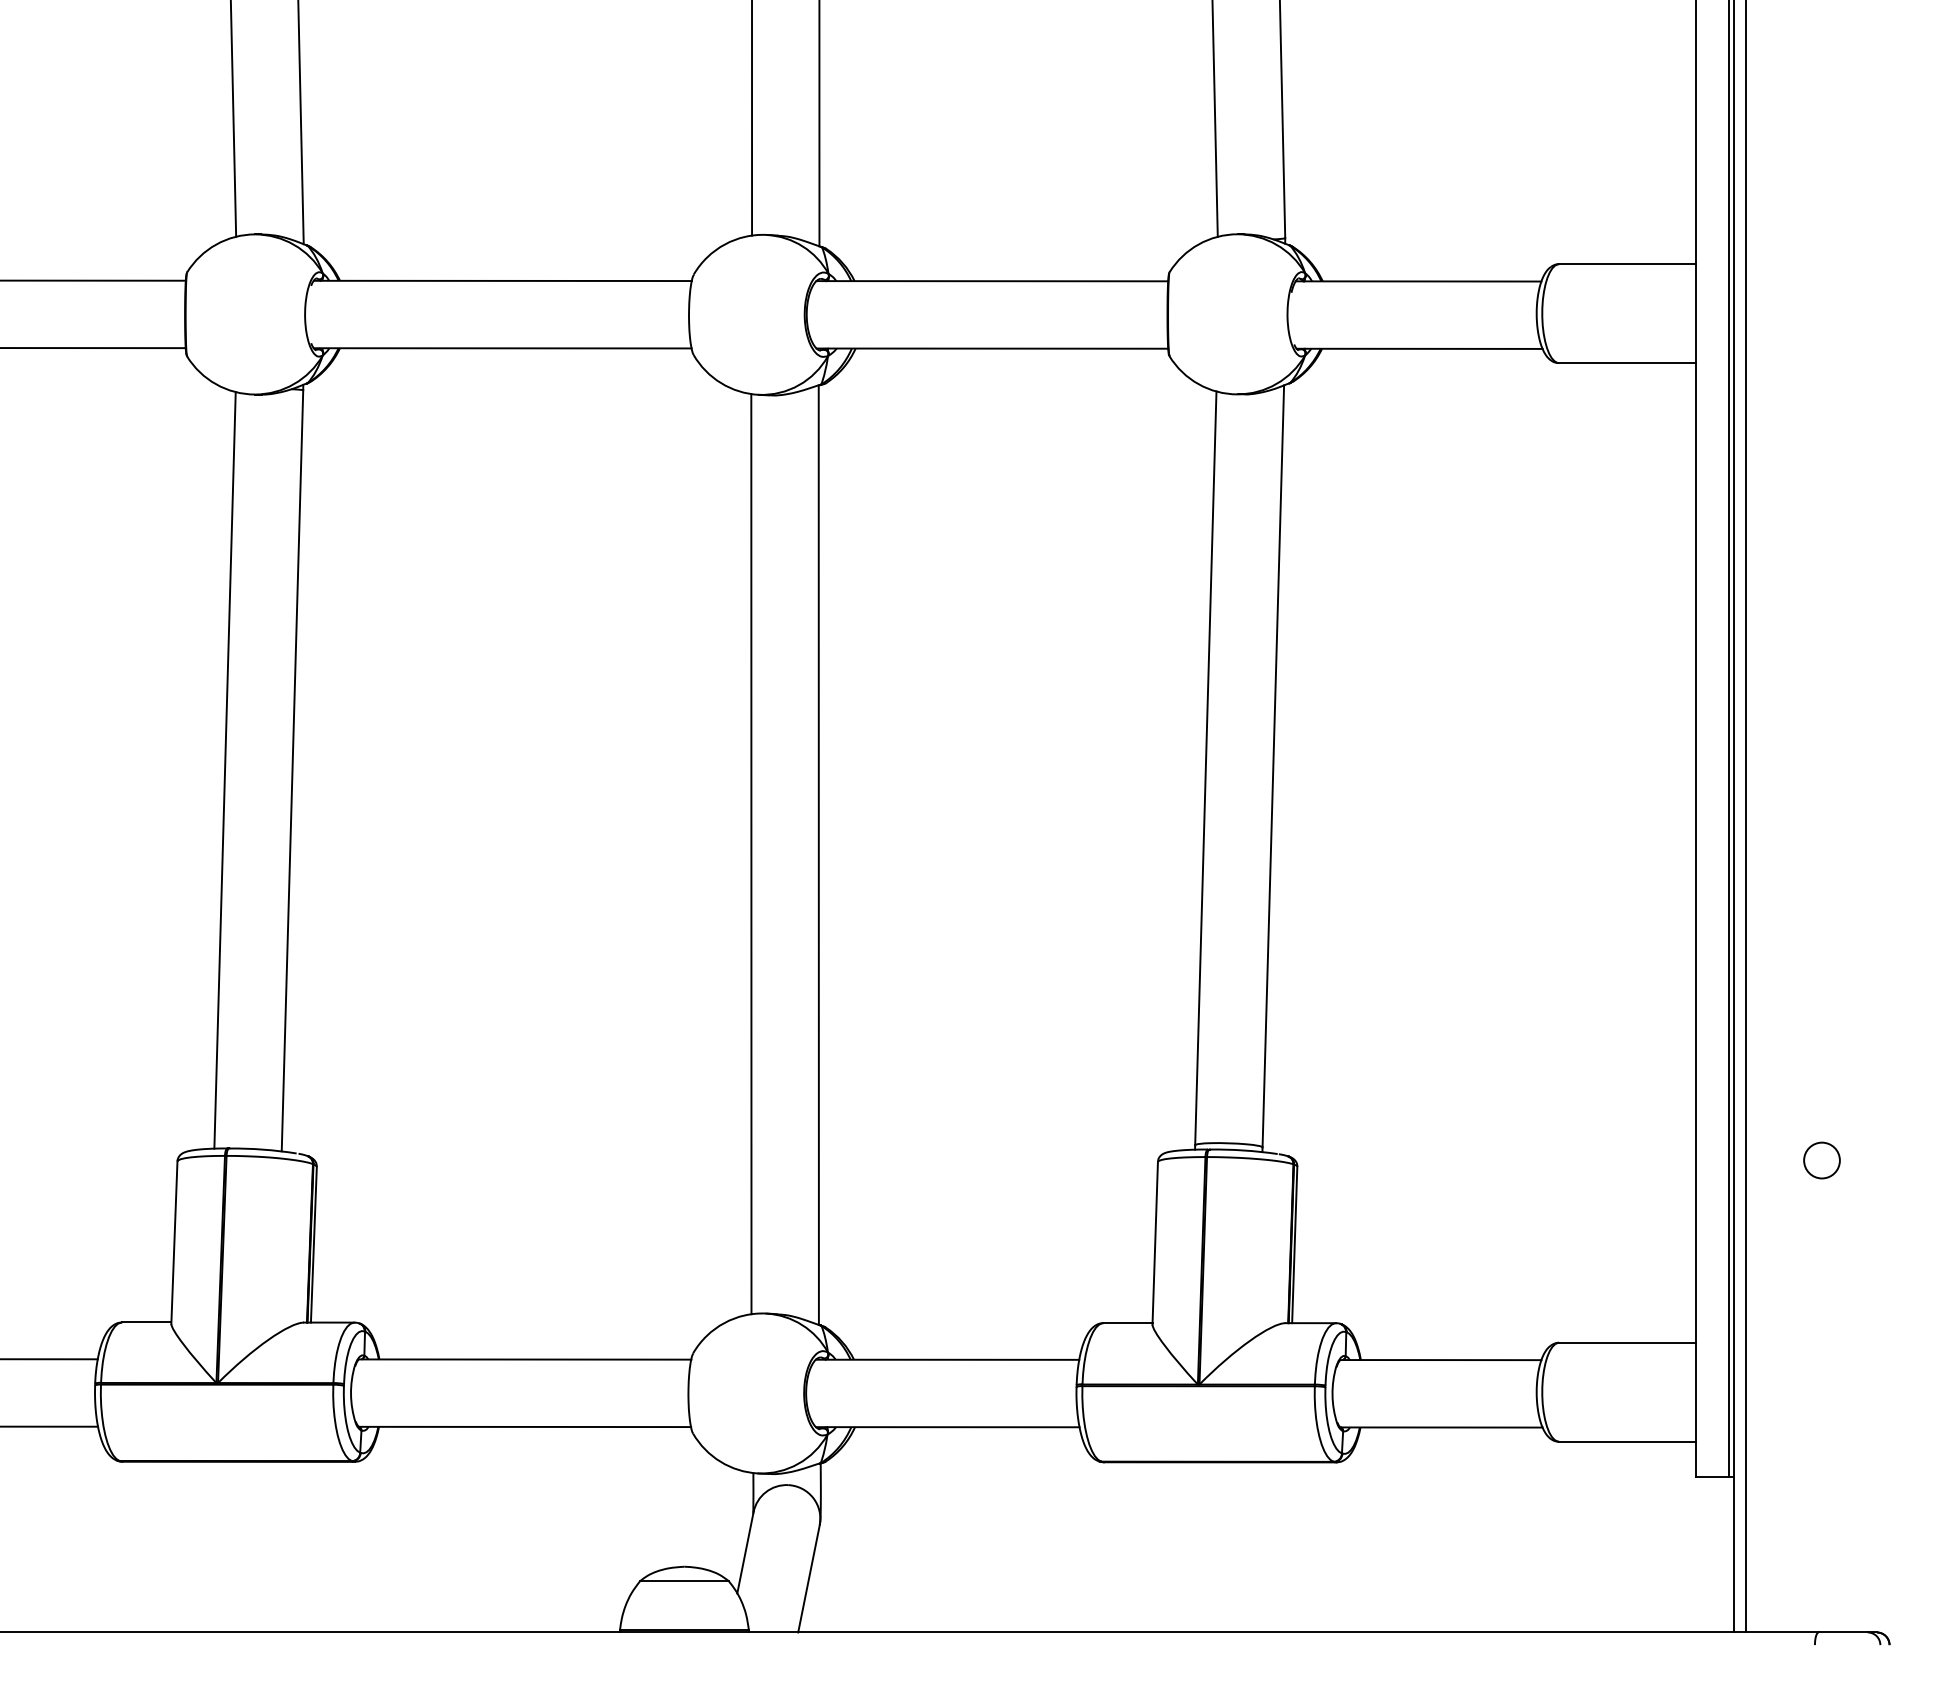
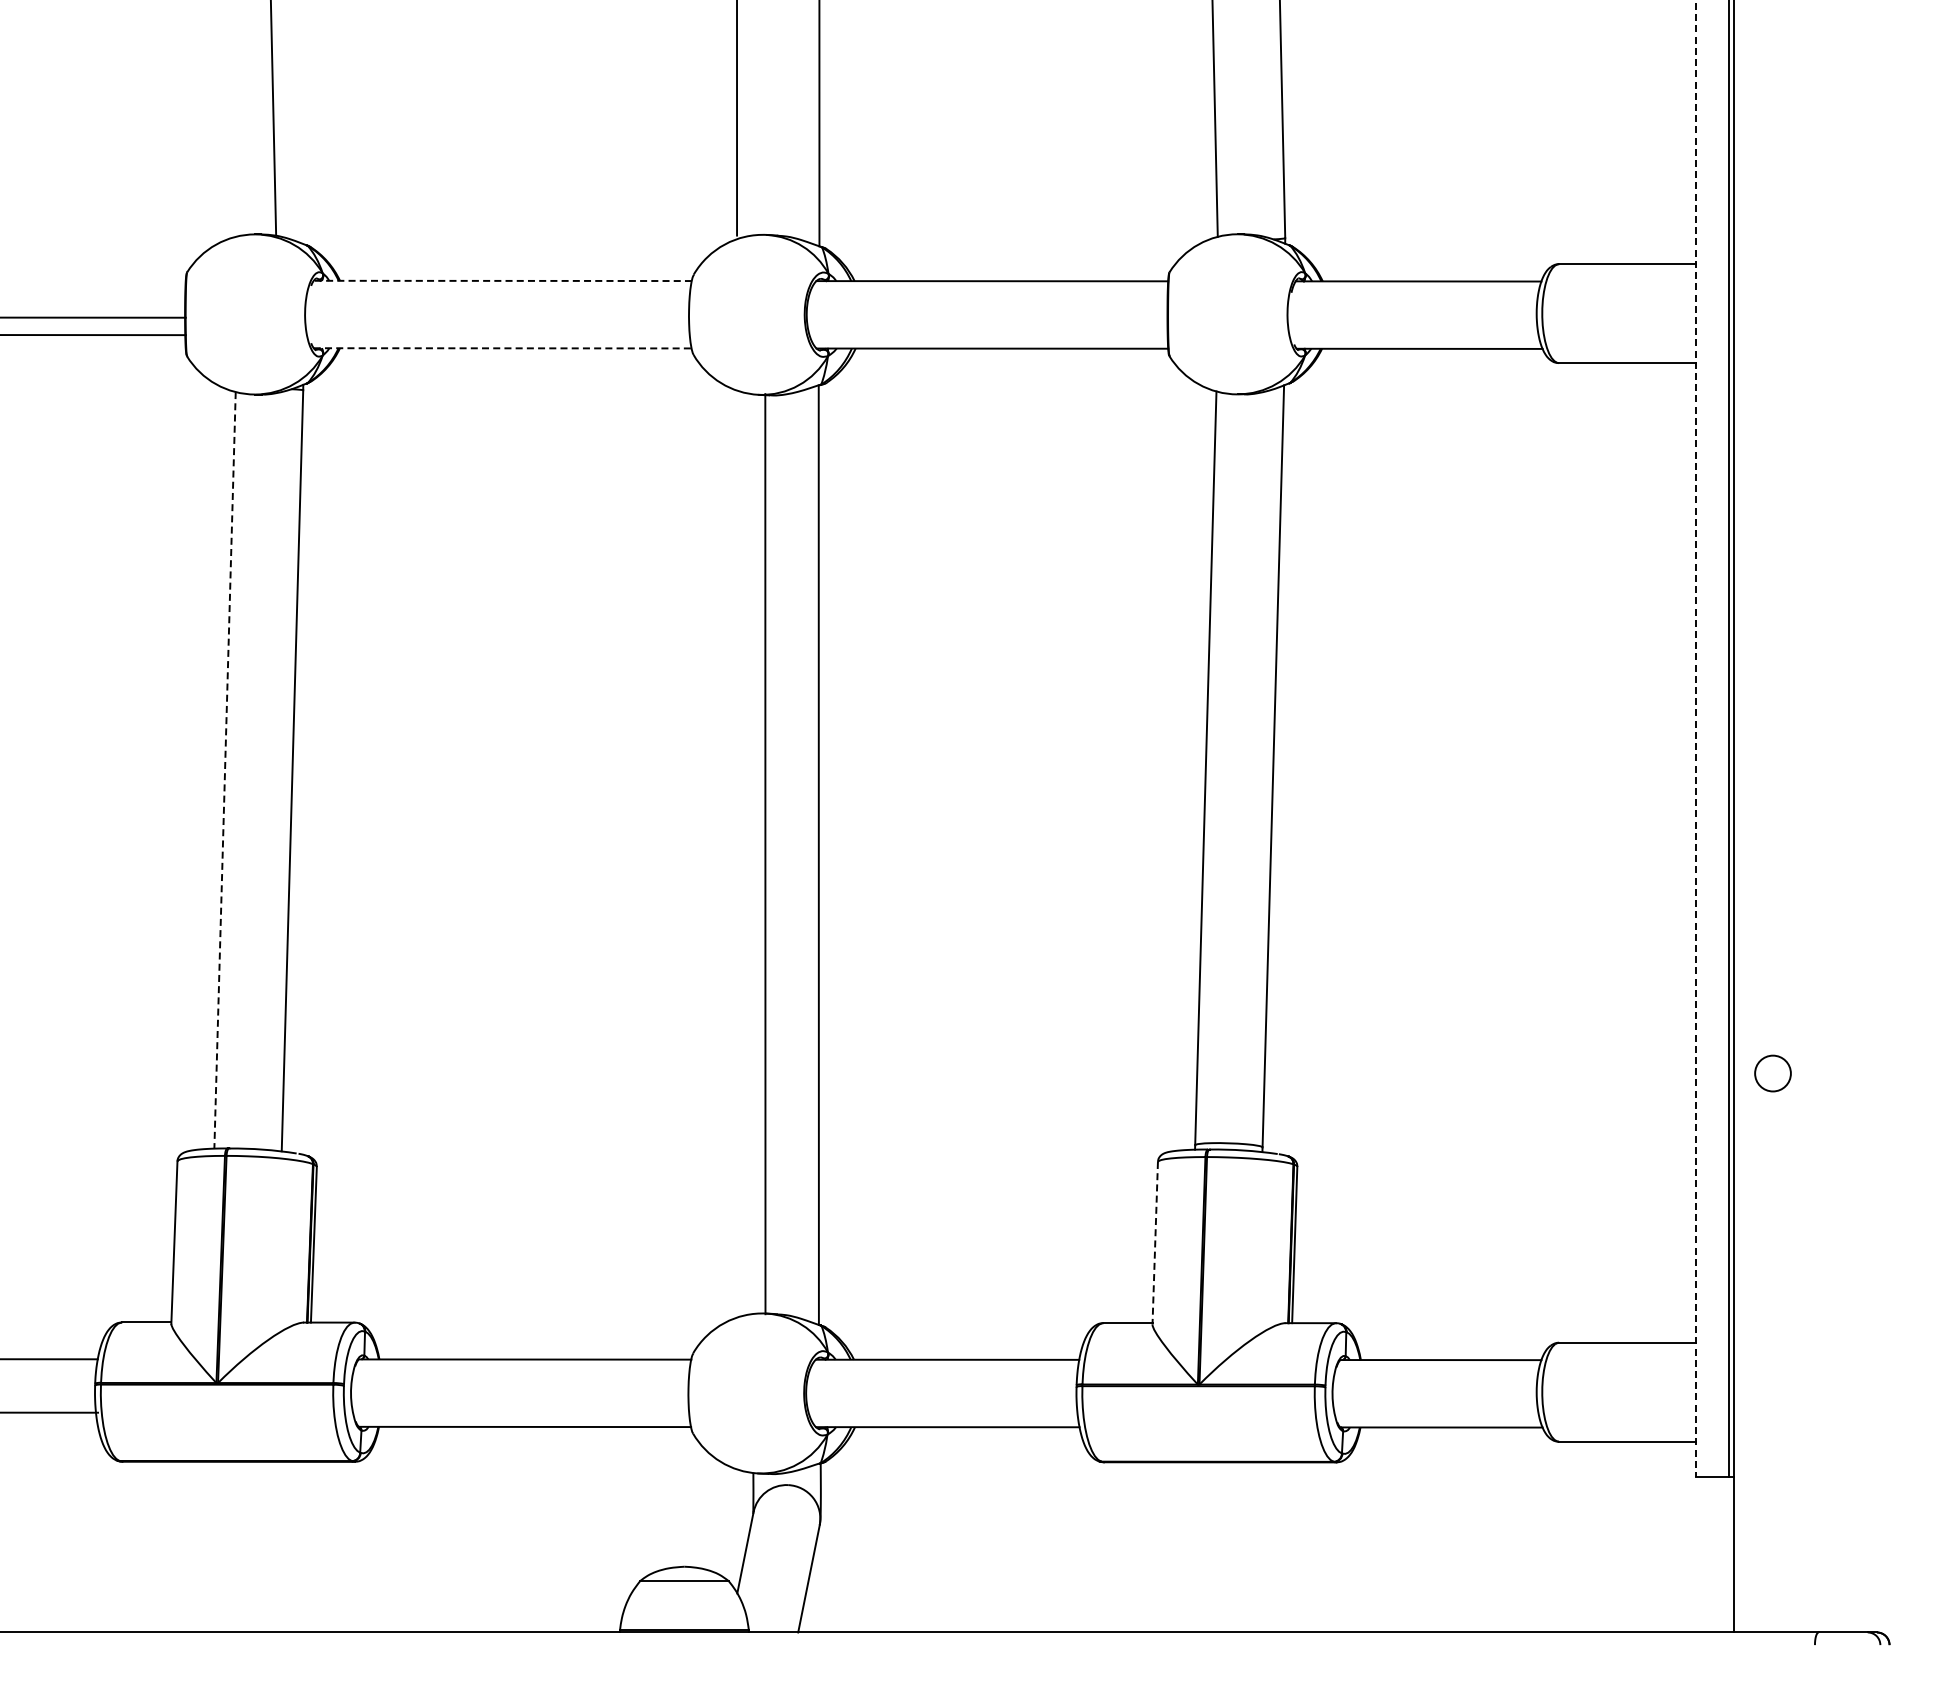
line position: (752, 118) -> (737, 118) (737, 118)
line position: (233, 119) -> (273, 118) (273, 118)
line: present -> none (300, 123)
line position: (93, 280) -> (93, 317) (93, 317)
line: solid -> dashed (502, 280)
line position: (93, 348) -> (93, 335) (93, 335)
line: solid -> dashed (502, 348)
line: solid -> dashed (1695, 738)
line: solid -> dashed (225, 770)
line: present -> none (1746, 817)
line position: (751, 854) -> (765, 854) (765, 854)
circle position: (1821, 1160) -> (1772, 1073) (1772, 1073)
line: solid -> dashed (1155, 1243)
line position: (50, 1426) -> (50, 1412) (50, 1412)
